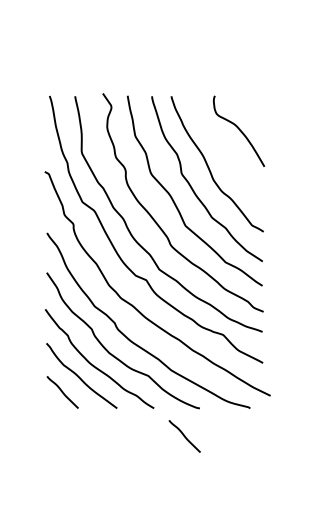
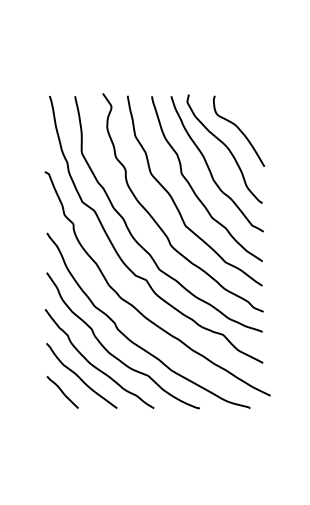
curve: none -> present (226, 148)
curve: present -> none (184, 436)
